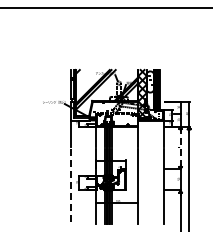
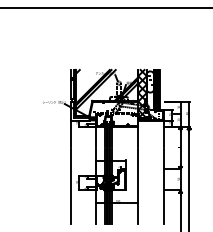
line: dashed -> solid (180, 148)
line: dashed -> solid (70, 186)
